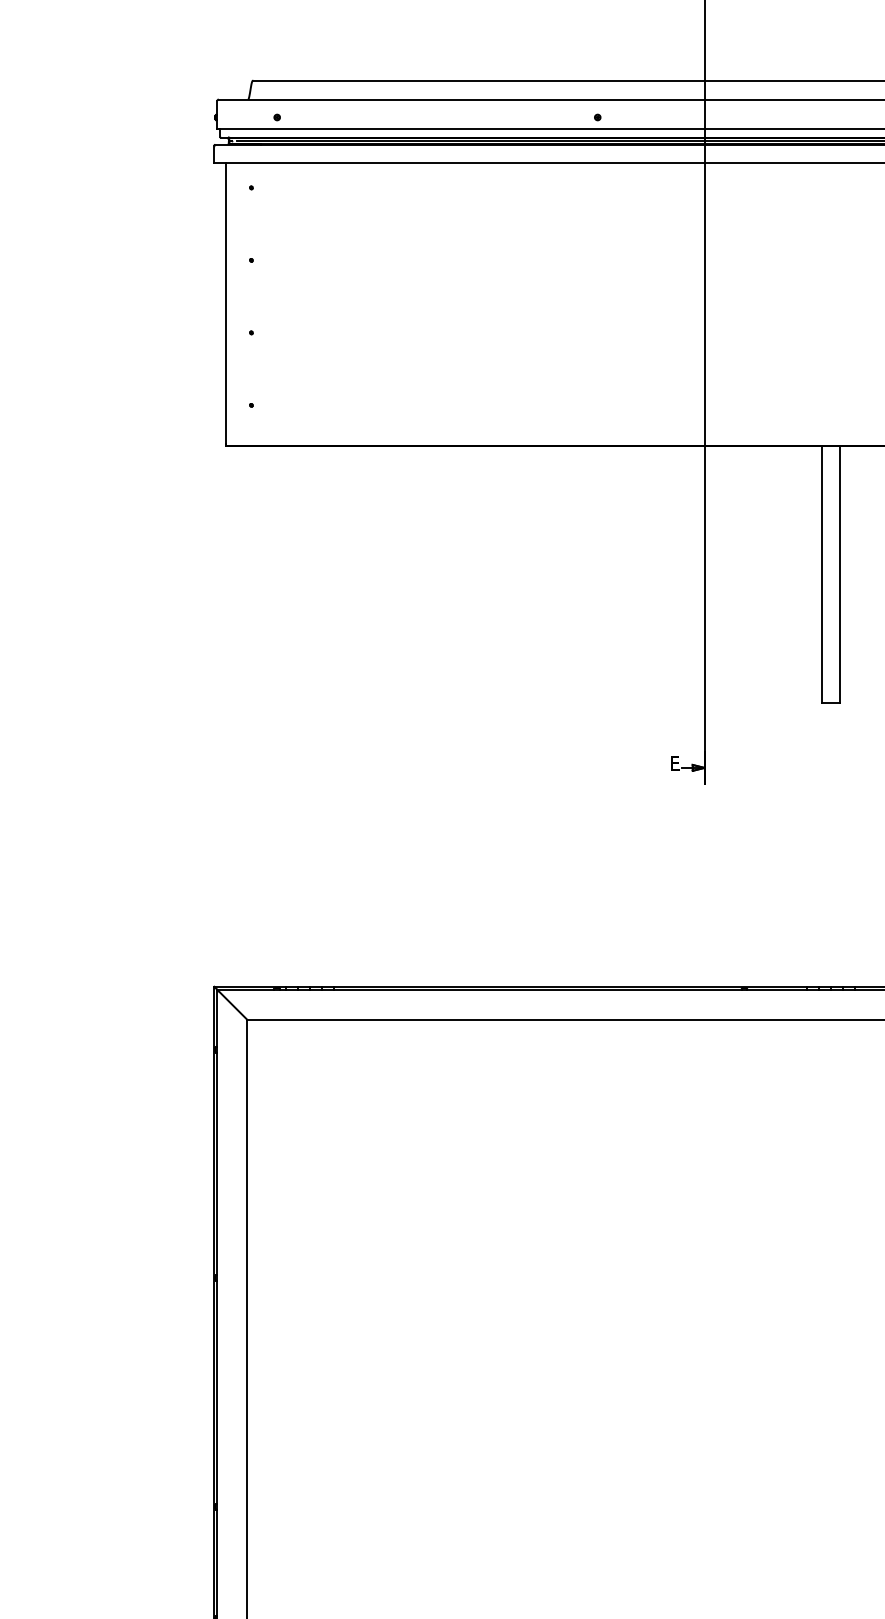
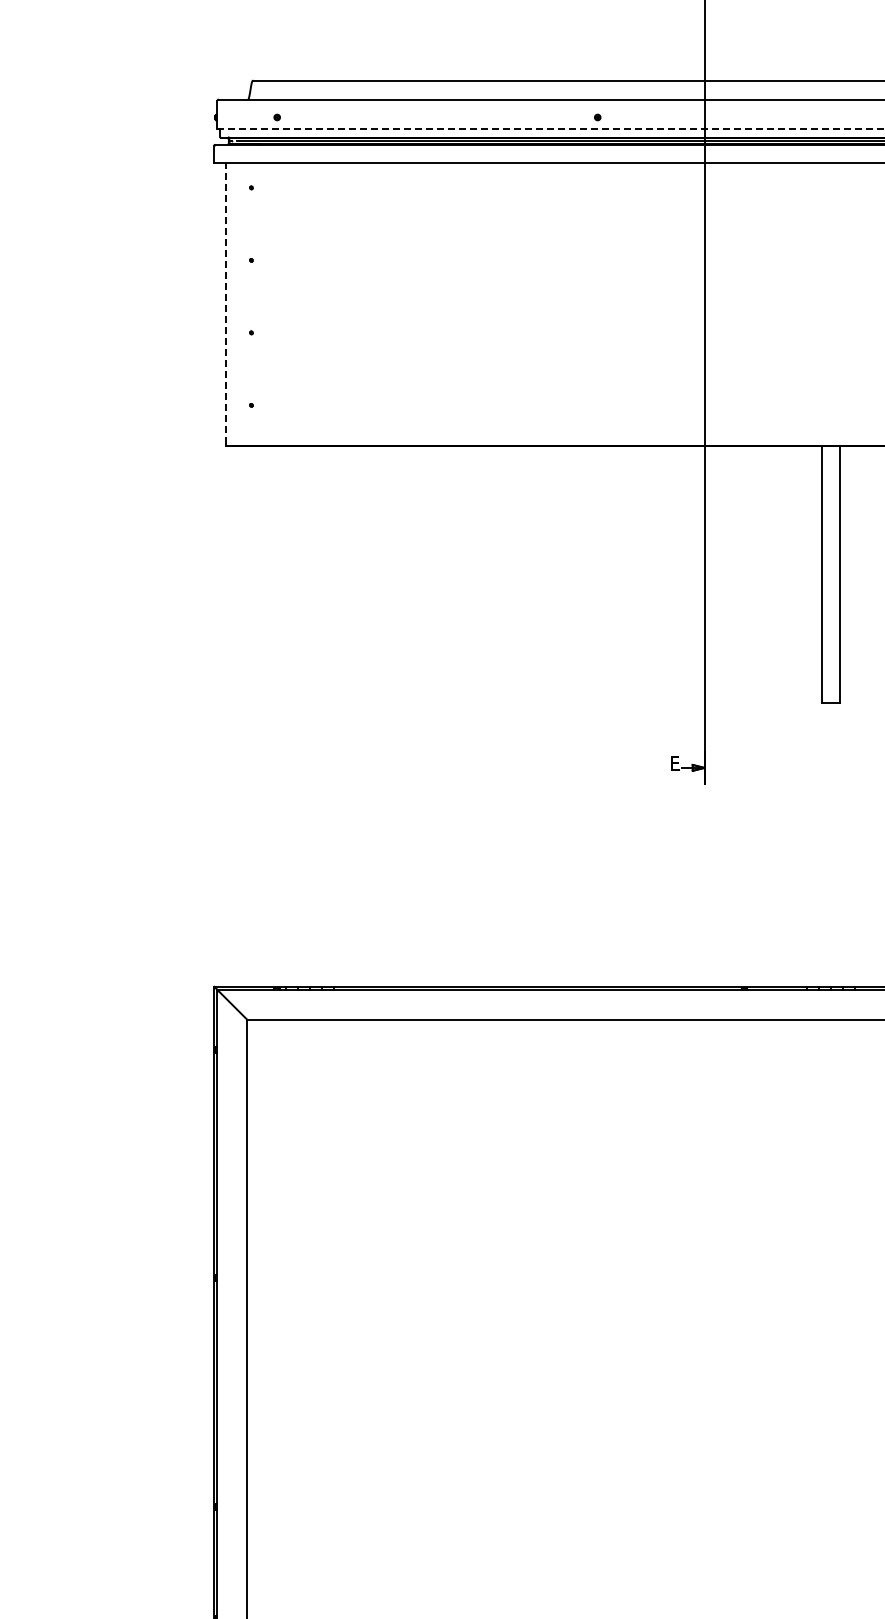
line: solid -> dashed (551, 129)
line: solid -> dashed (226, 303)
